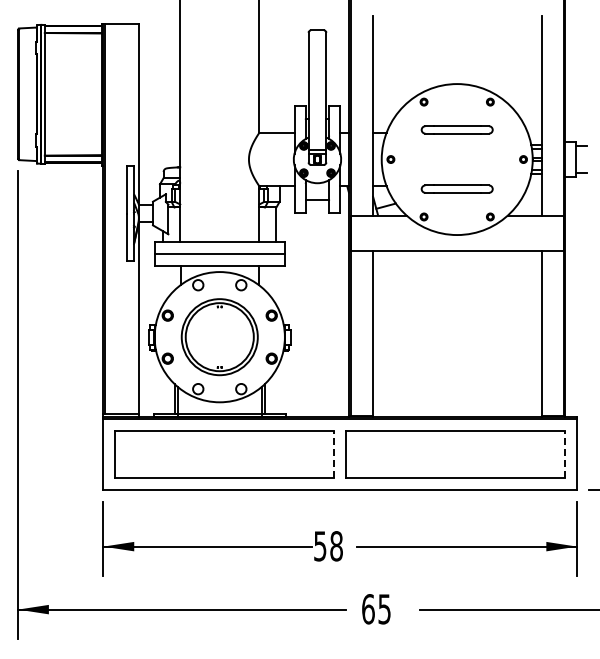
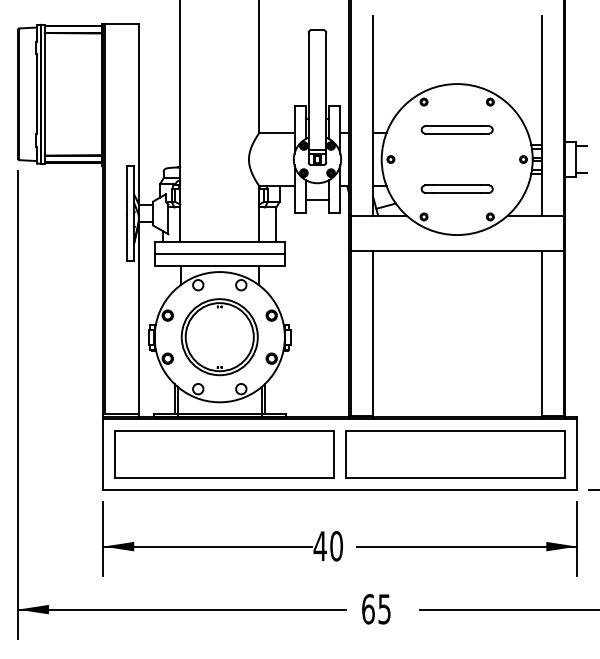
line: dashed -> solid (334, 454)
line: dashed -> solid (565, 454)
text: 58 -> 40 (327, 546)
